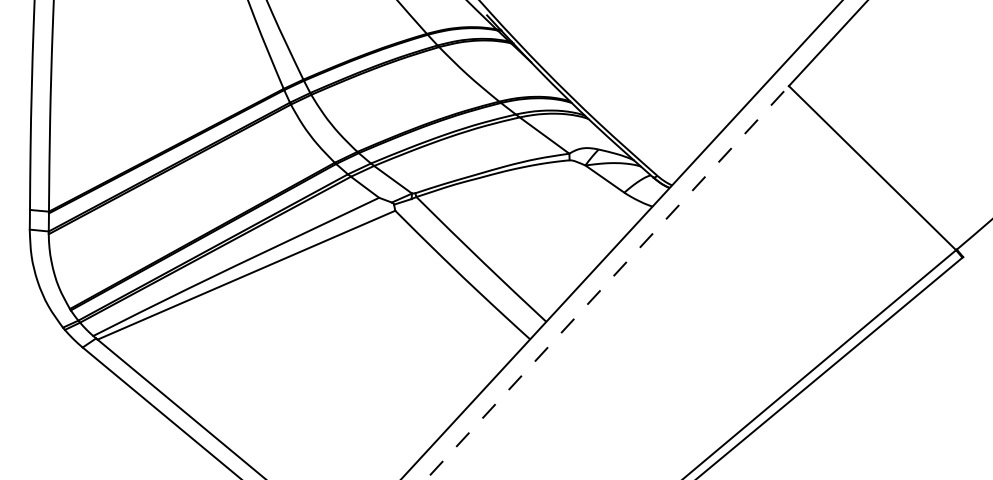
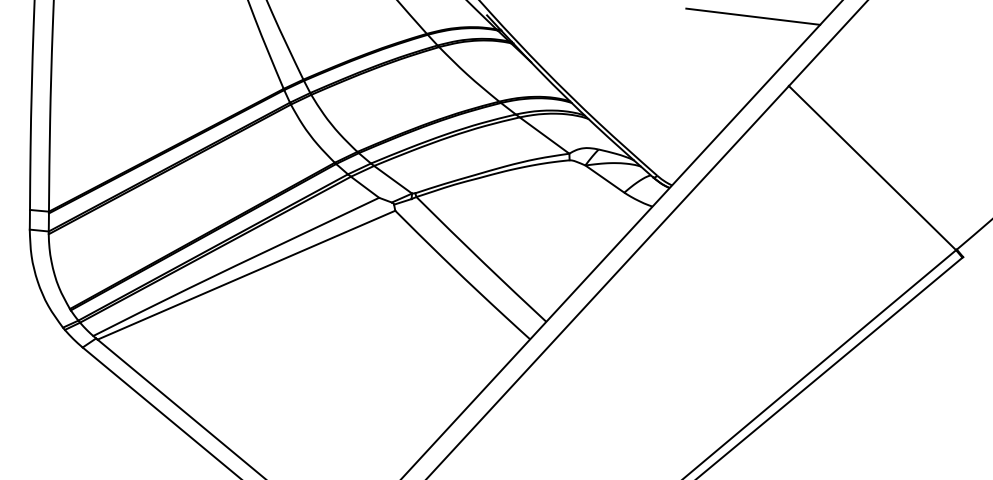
line: none -> present (753, 16)
line: dashed -> solid (607, 282)
